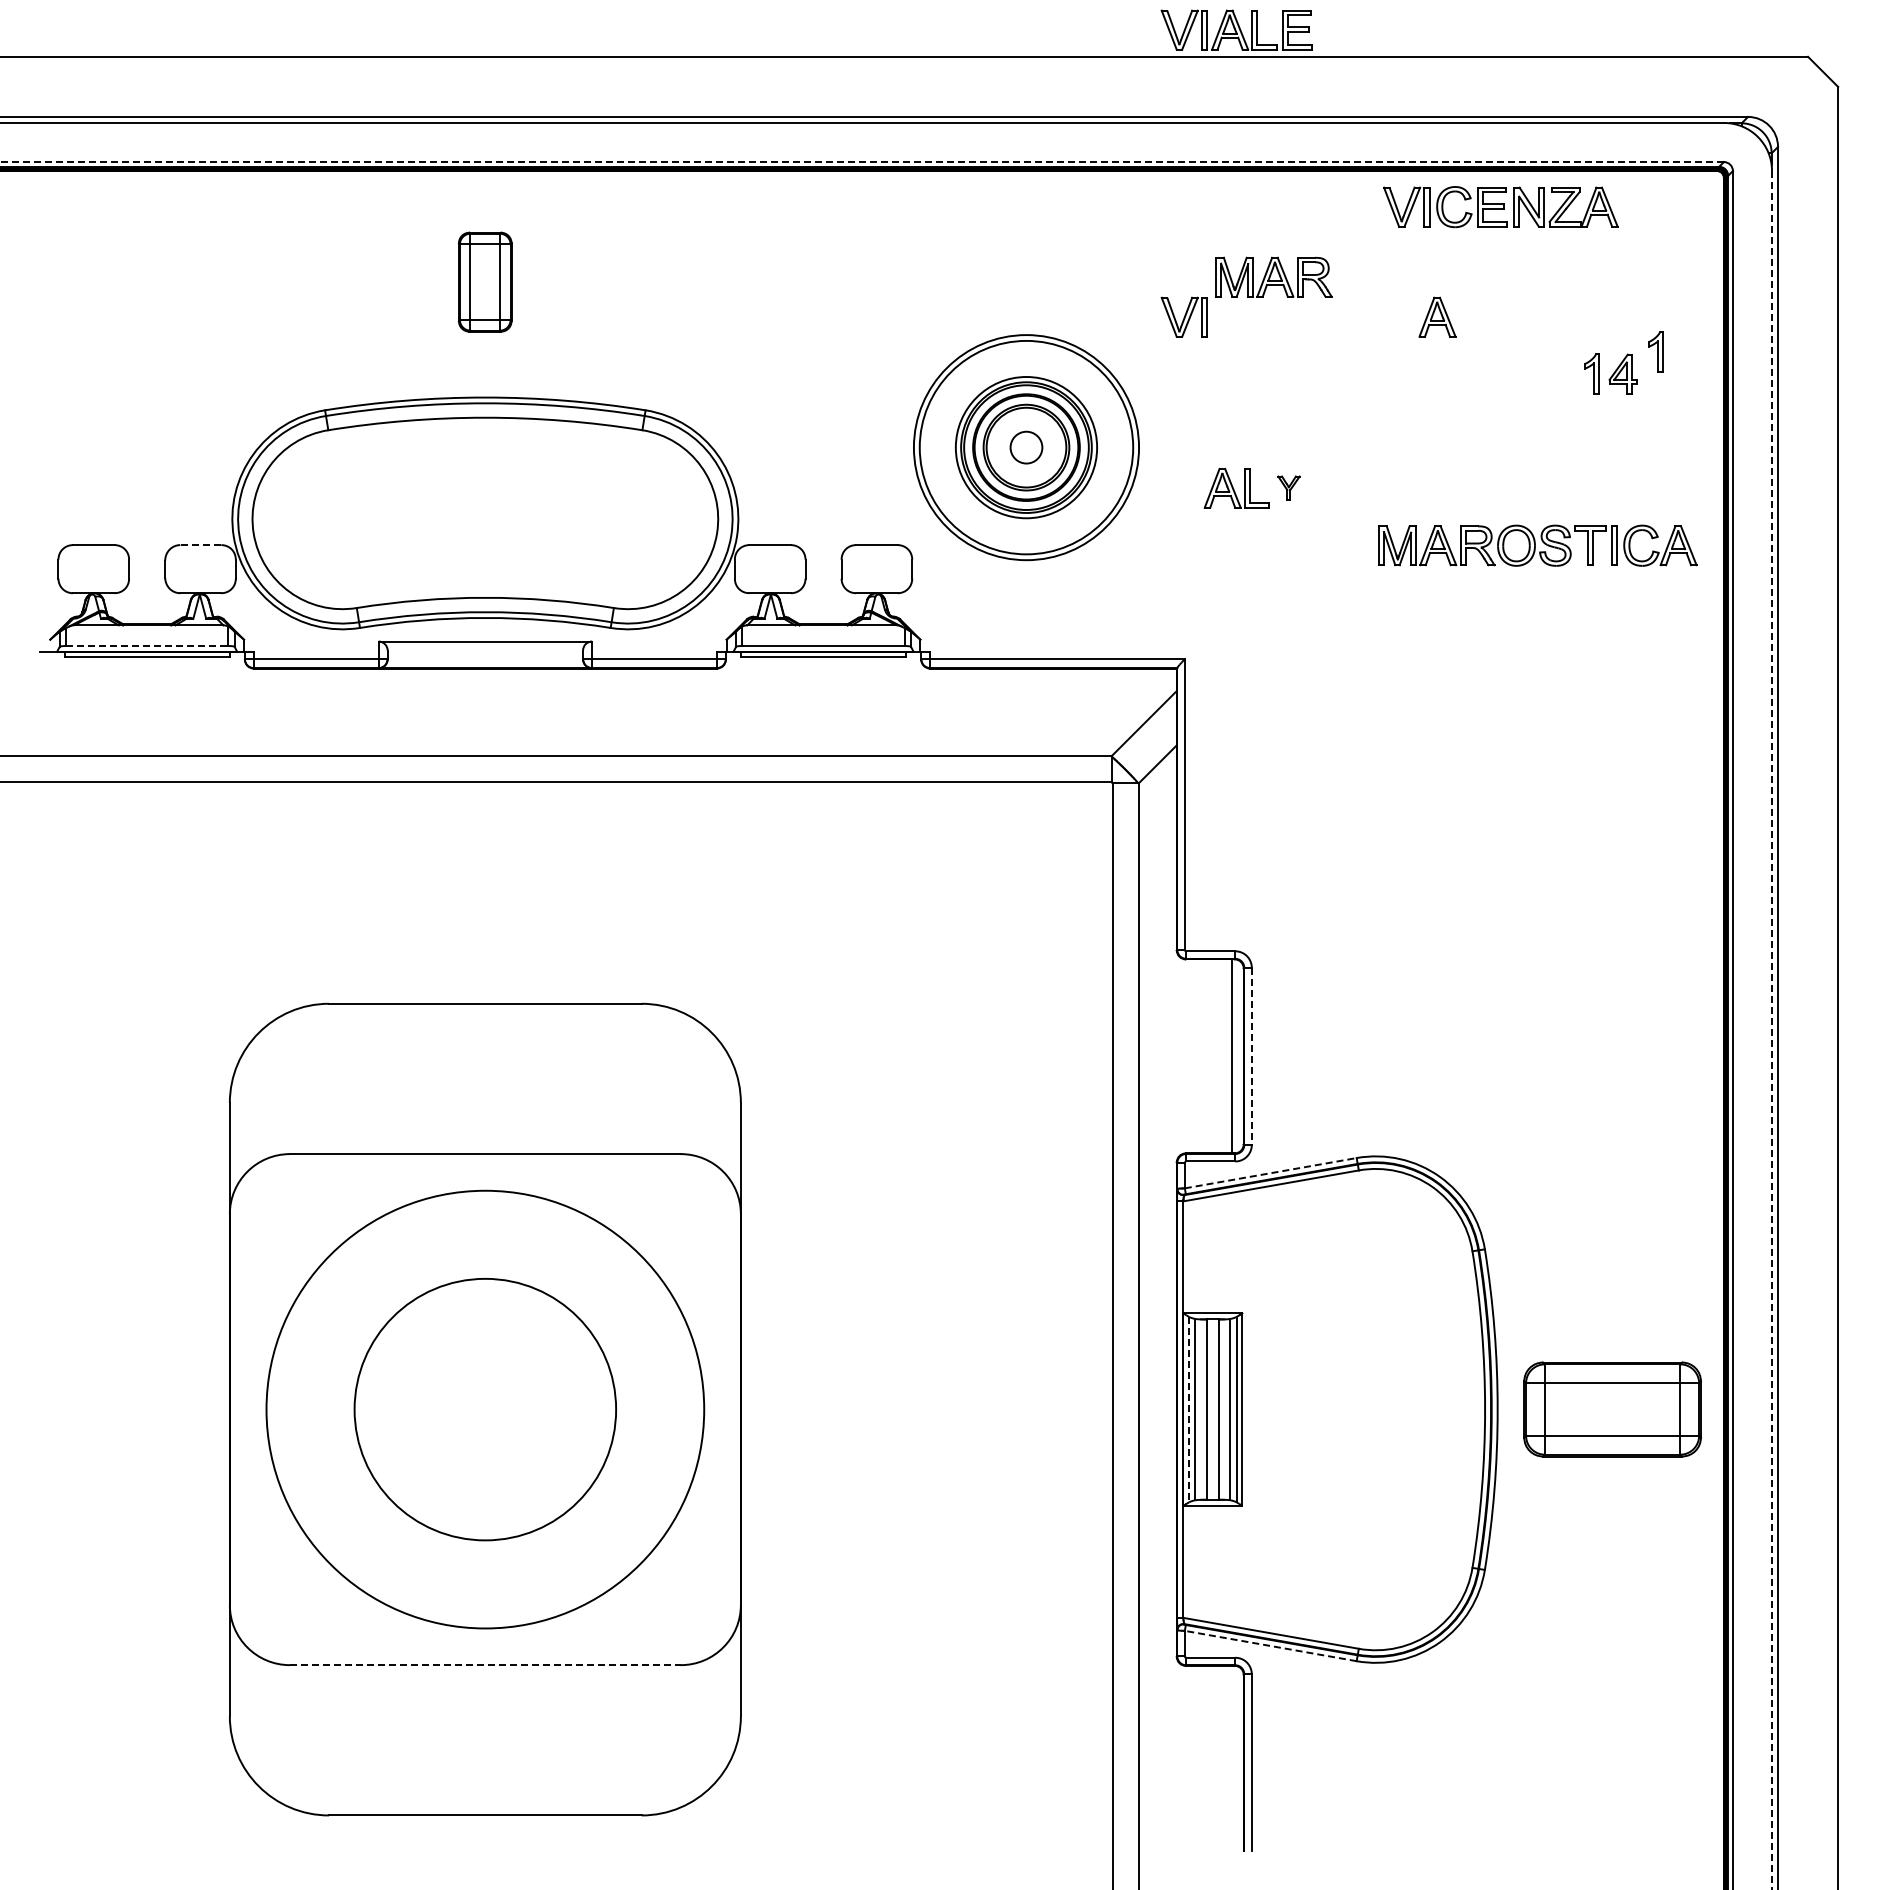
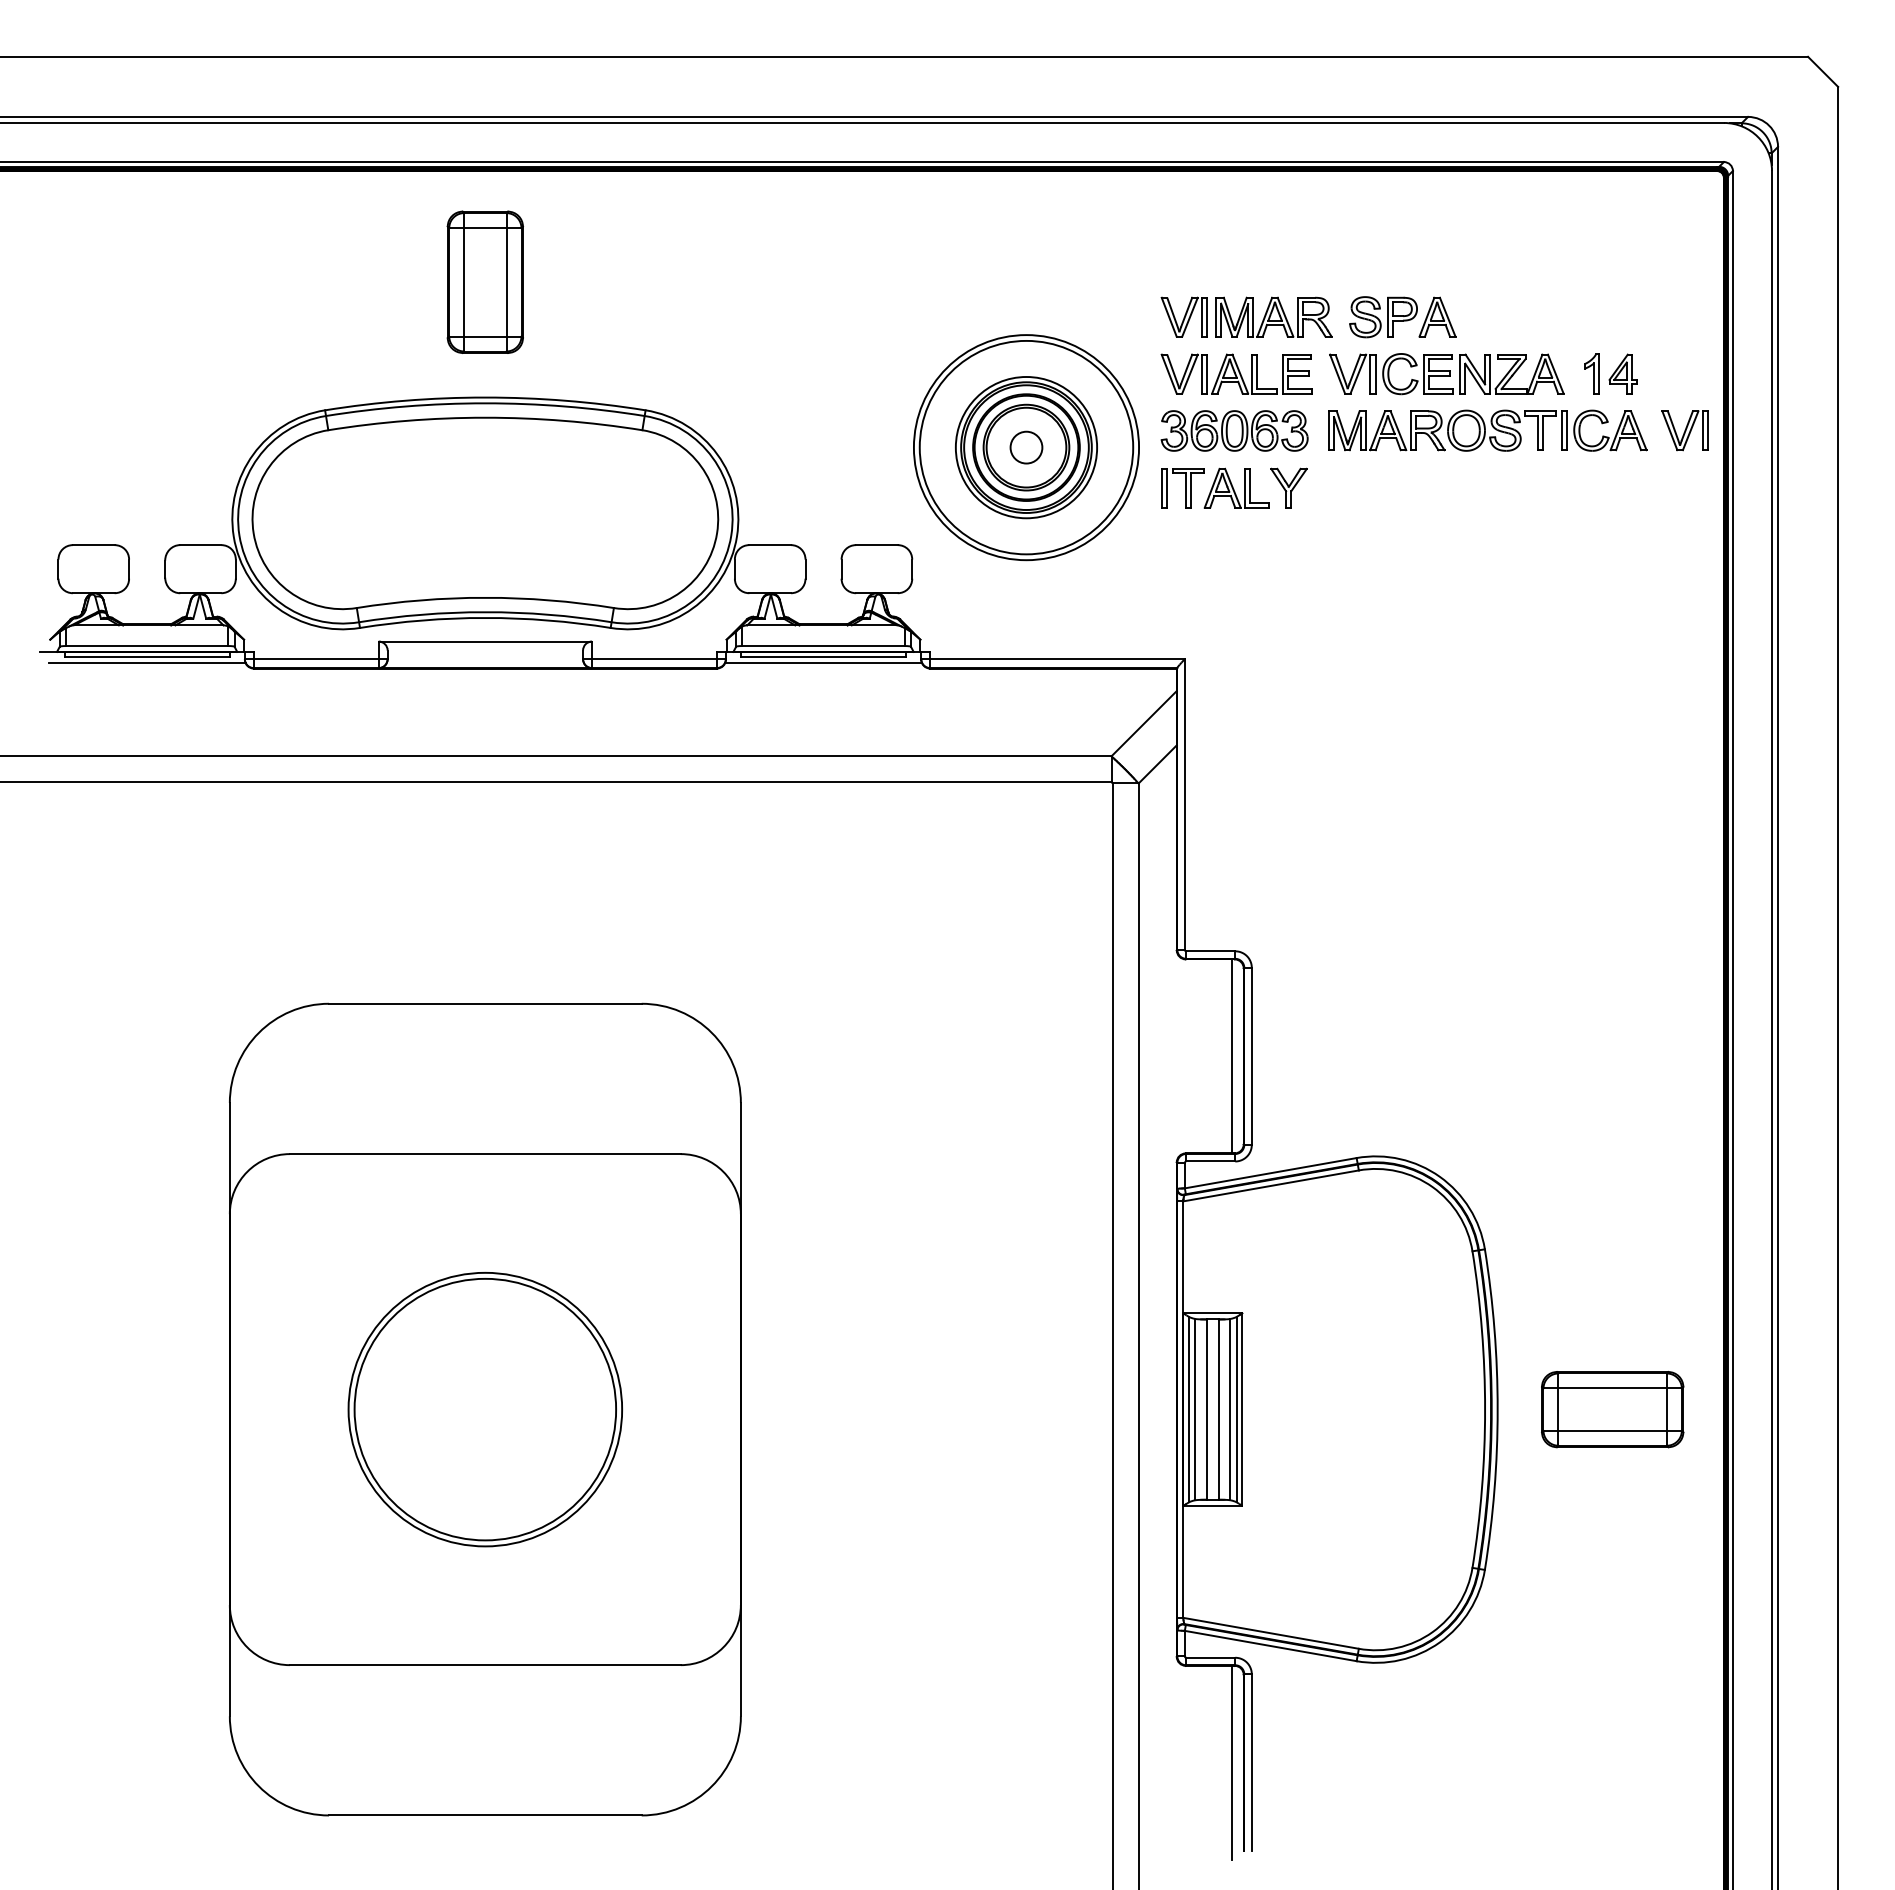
part position: (1236, 29) -> (1236, 373) (1236, 373)
line: dashed -> solid (862, 162)
part position: (1500, 207) -> (1446, 374) (1446, 374)
part position: (1273, 276) -> (1273, 316) (1273, 316)
part size: 56x102 px -> 78x144 px (484, 281)
part: none -> present (1383, 317)
part: present -> none (1655, 351)
part: none -> present (1234, 430)
part: none -> present (1684, 430)
part size: 24x26 px -> 38x42 px (1288, 487)
part: none -> present (1182, 488)
line: dashed -> solid (200, 545)
part position: (1537, 545) -> (1487, 430) (1487, 430)
line: dashed -> solid (147, 646)
line: none -> present (146, 662)
line: none -> present (823, 662)
line: dashed -> solid (1772, 1030)
line: dashed -> solid (1251, 1056)
line: dashed -> solid (1271, 1173)
circle diameter: 438 px -> 274 px (485, 1409)
line: dashed -> solid (1189, 1409)
part size: 179x97 px -> 144x78 px (1612, 1409)
line: dashed -> solid (1270, 1645)
line: dashed -> solid (485, 1665)
line: none -> present (1232, 1762)
